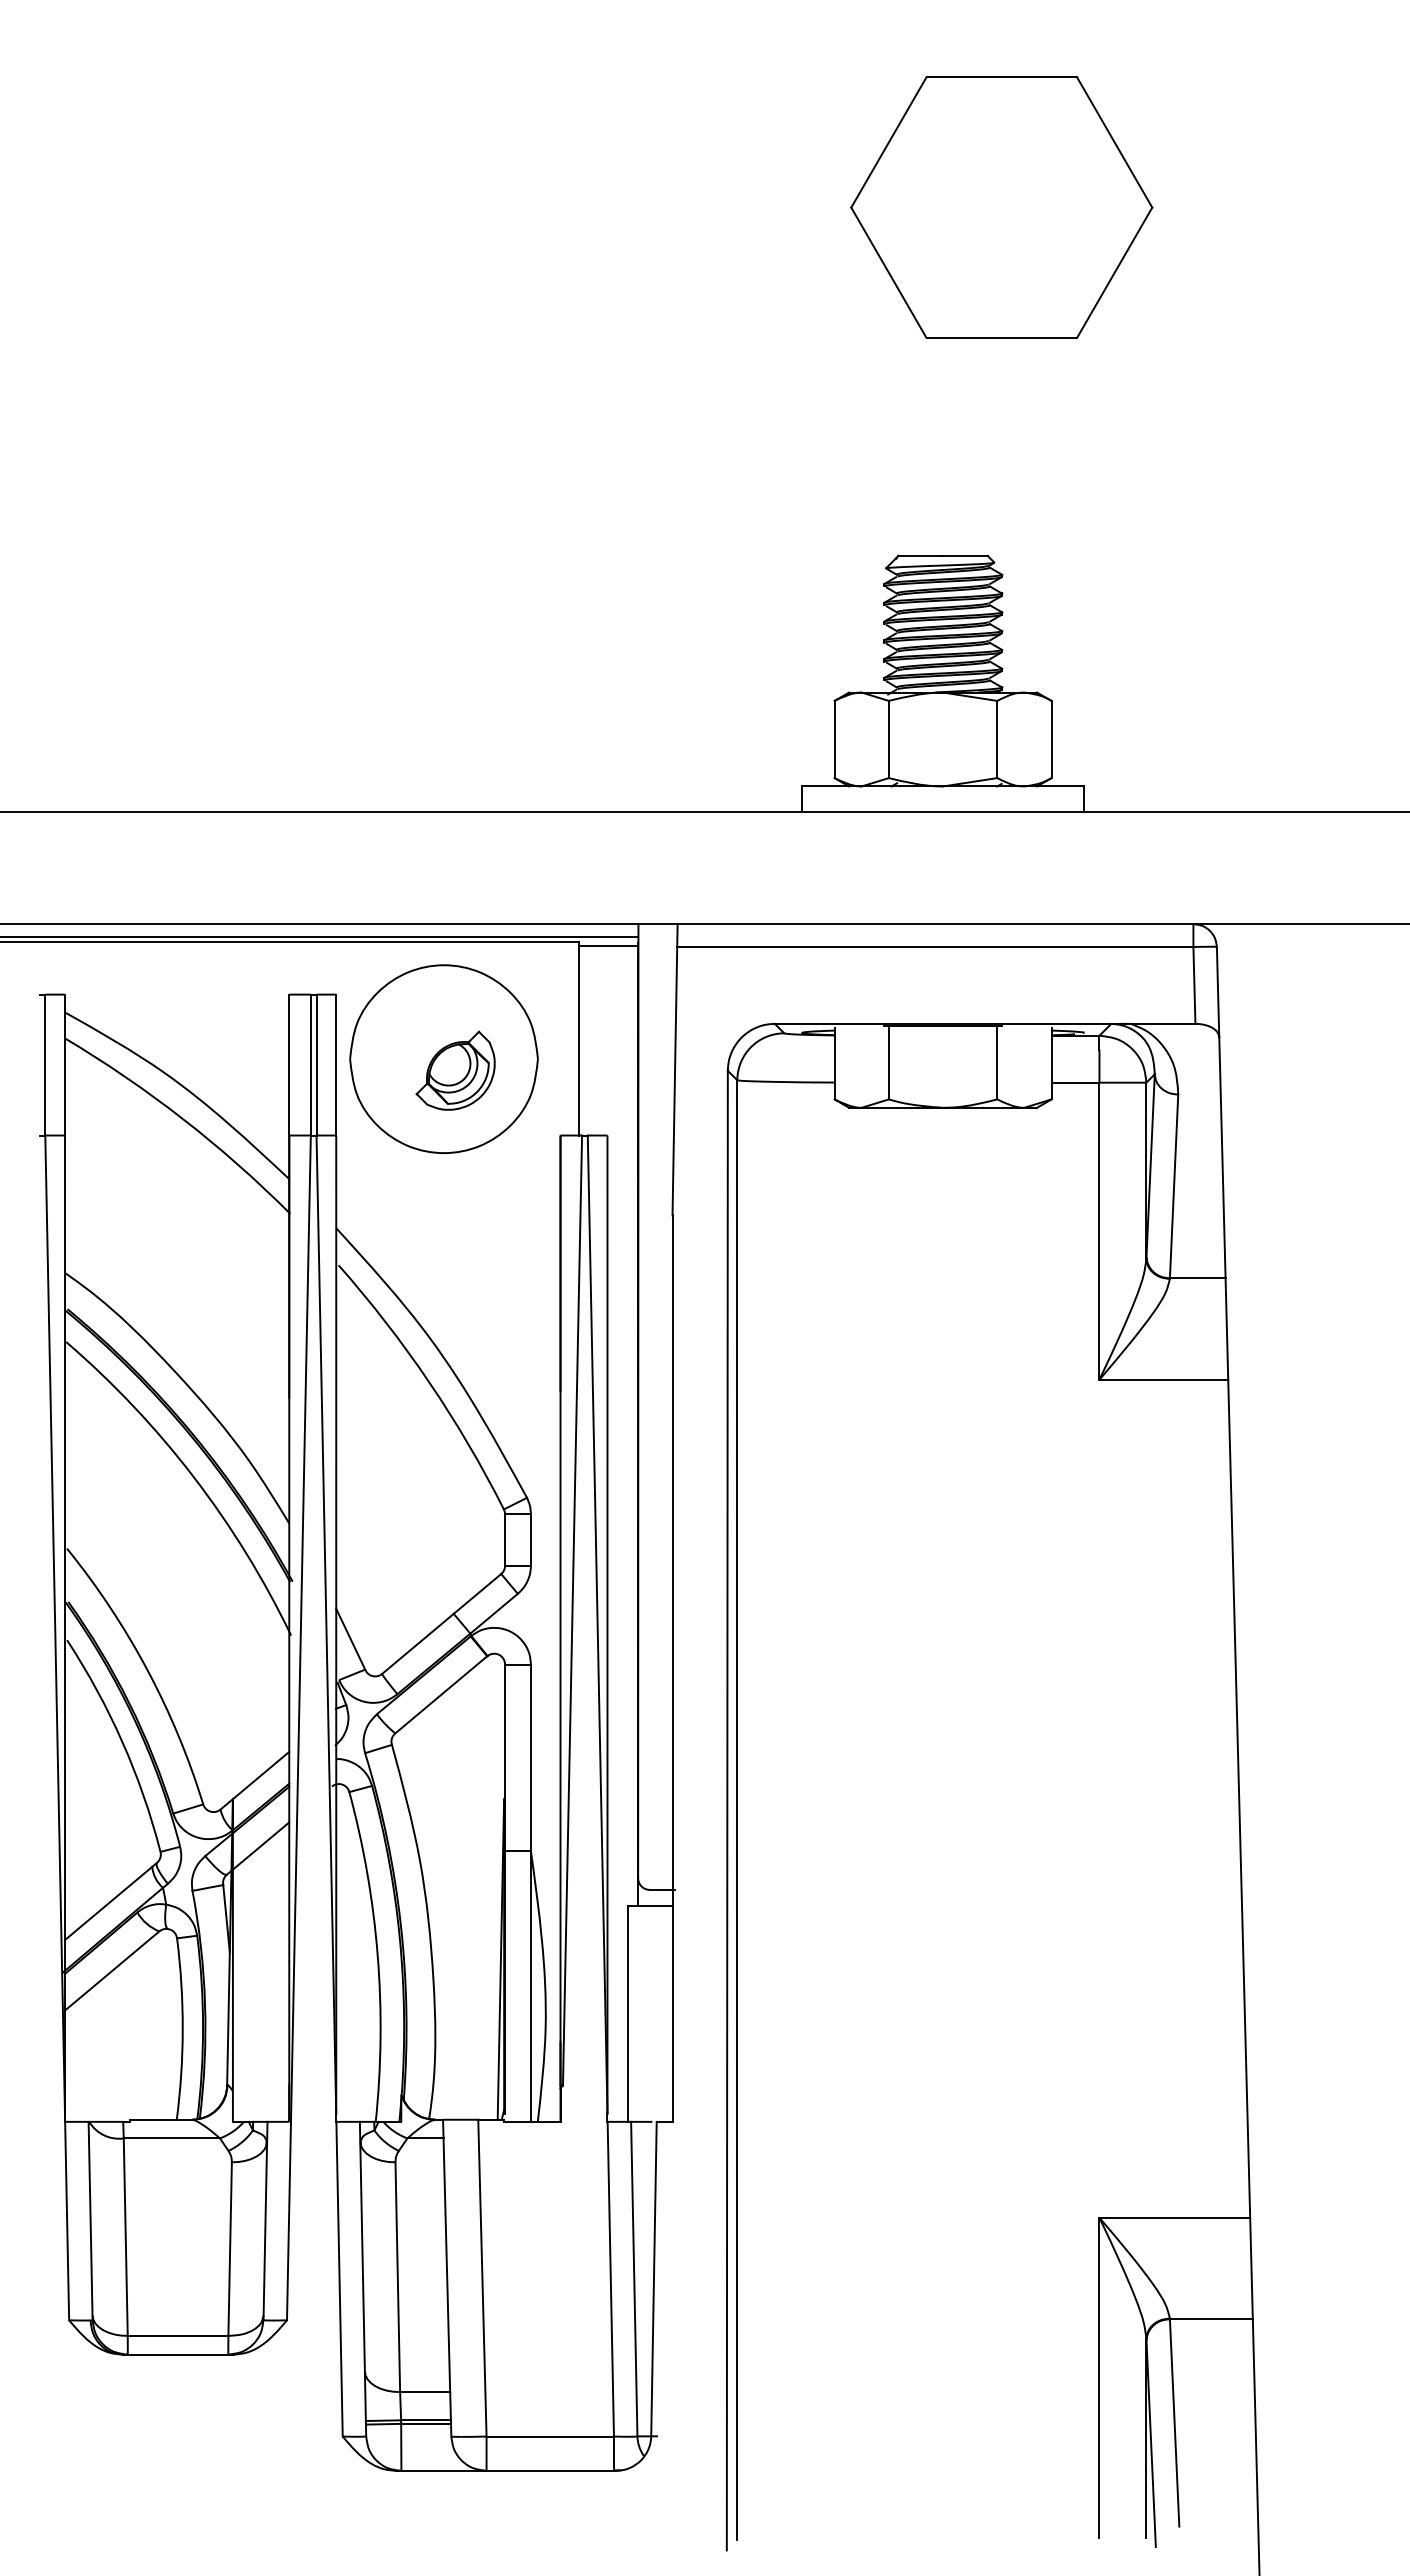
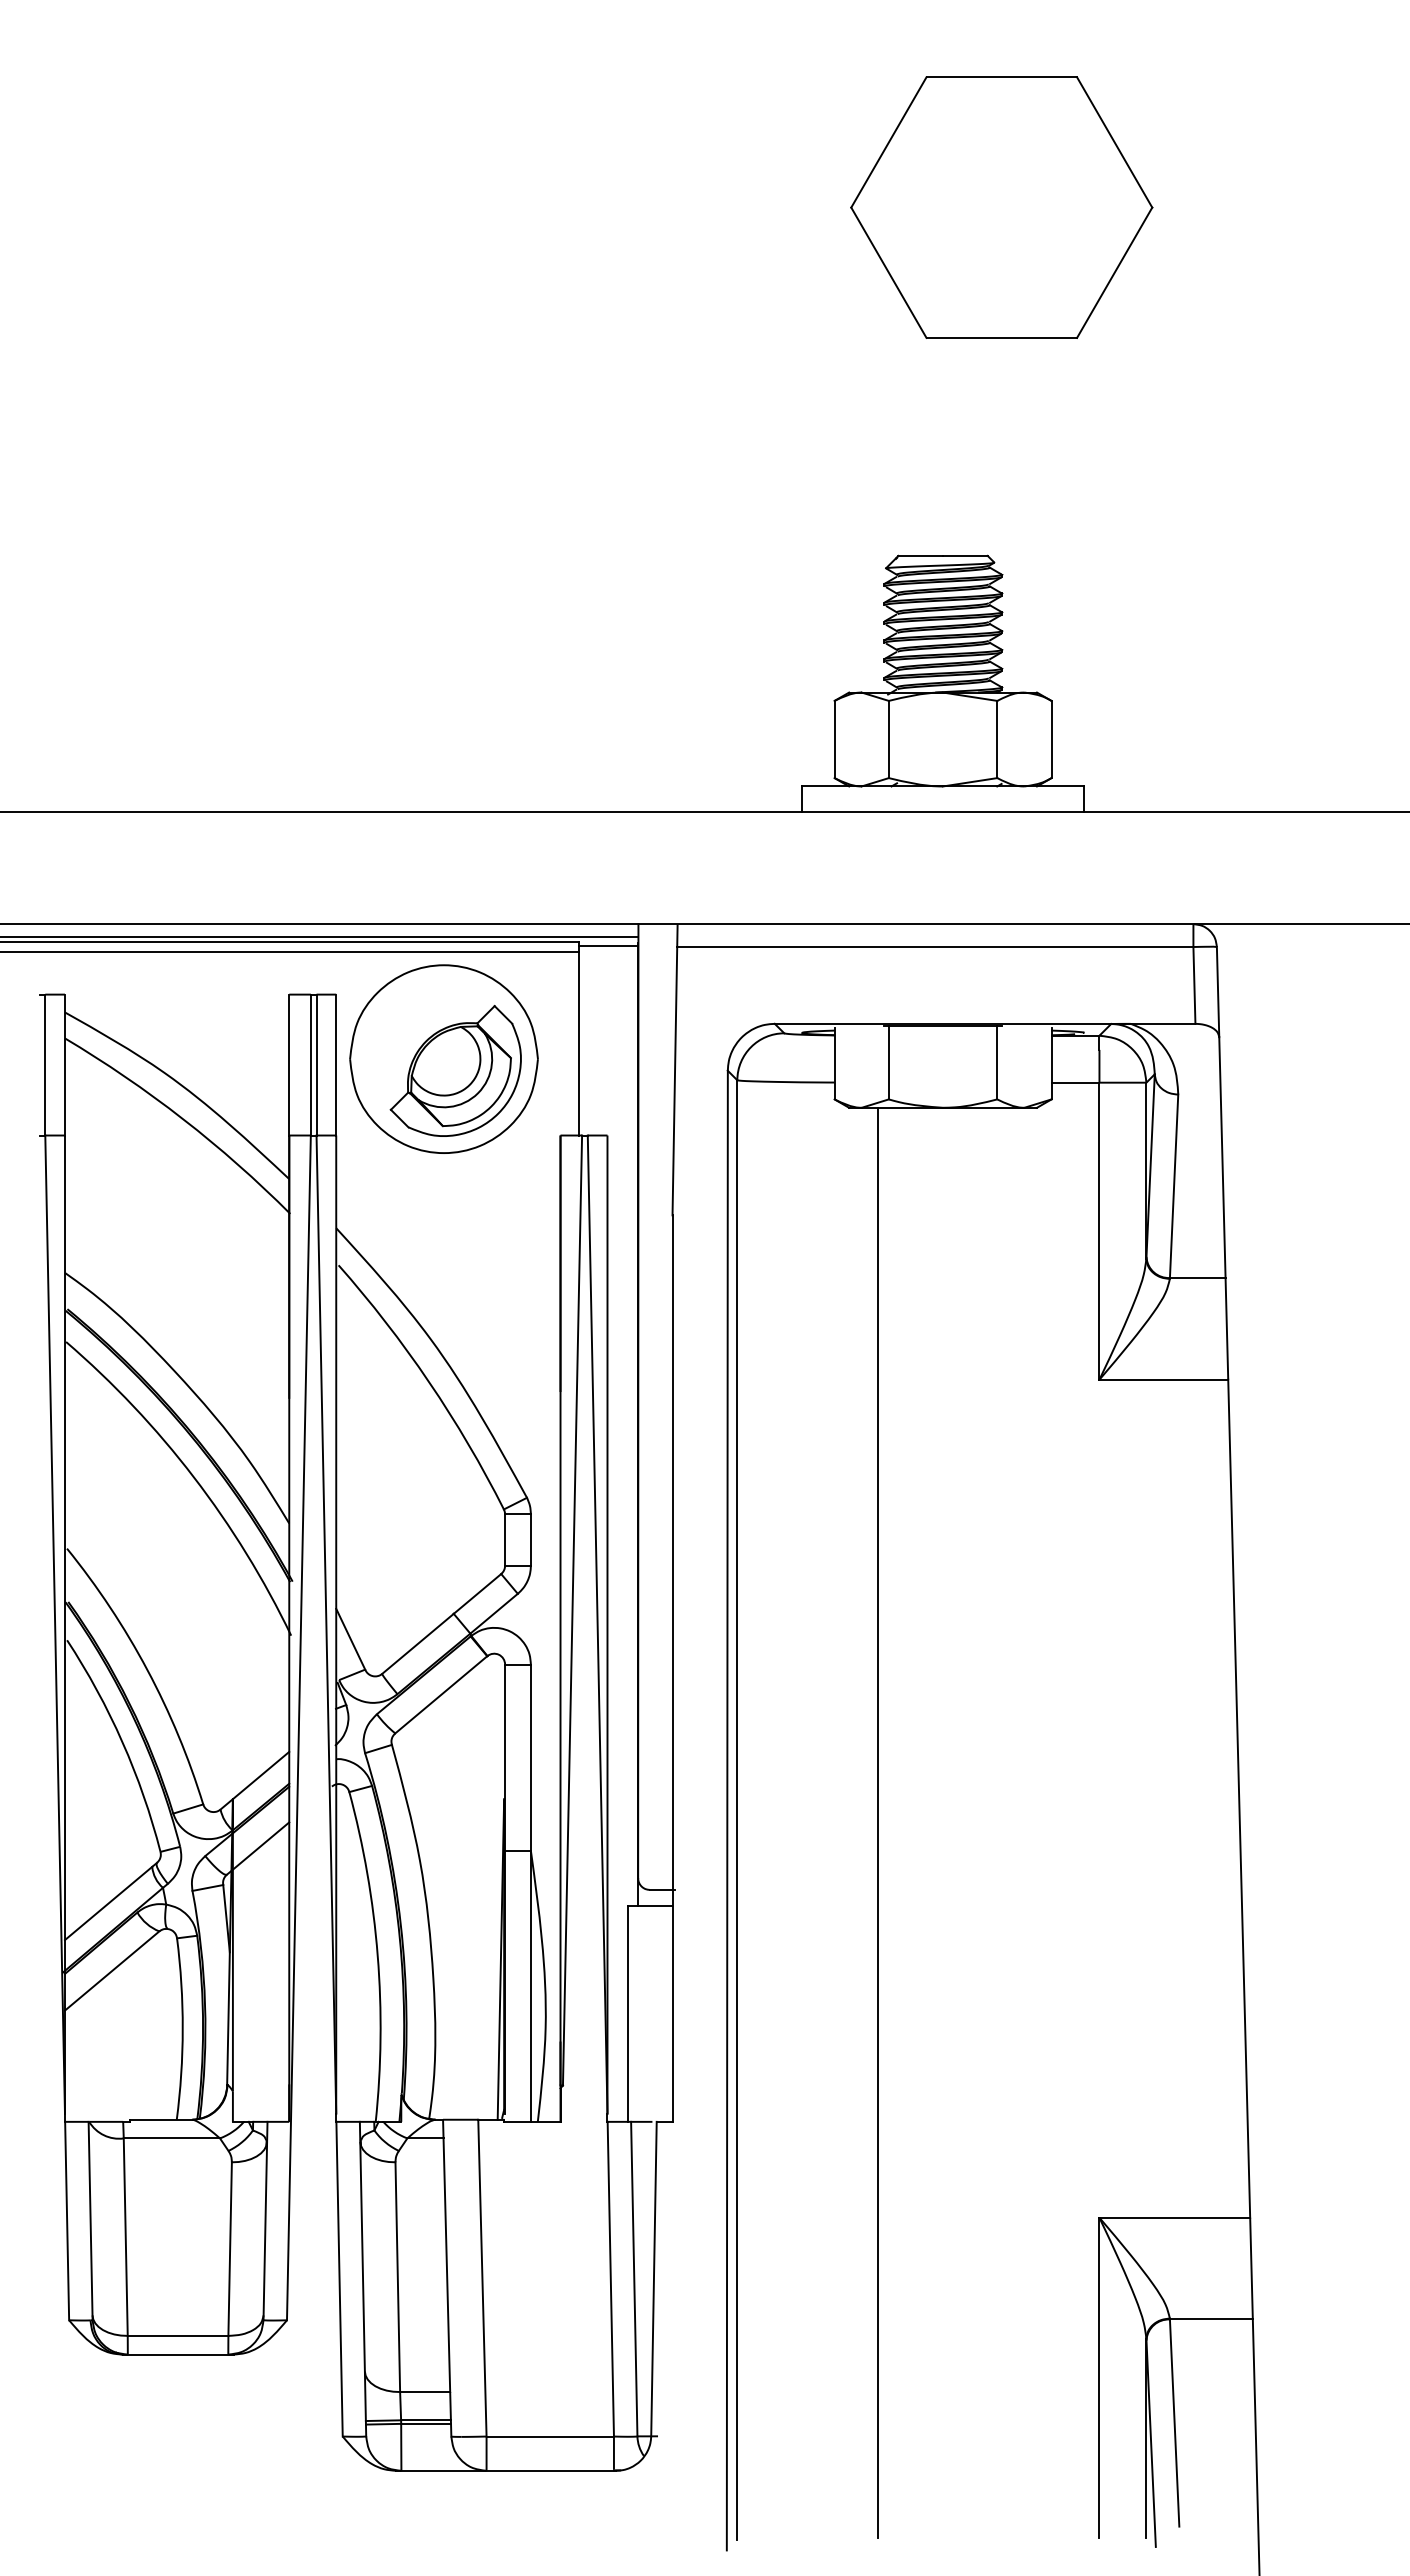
line: none -> present (290, 951)
part size: 81x81 px -> 133x133 px (455, 1070)
line: none -> present (878, 1822)
